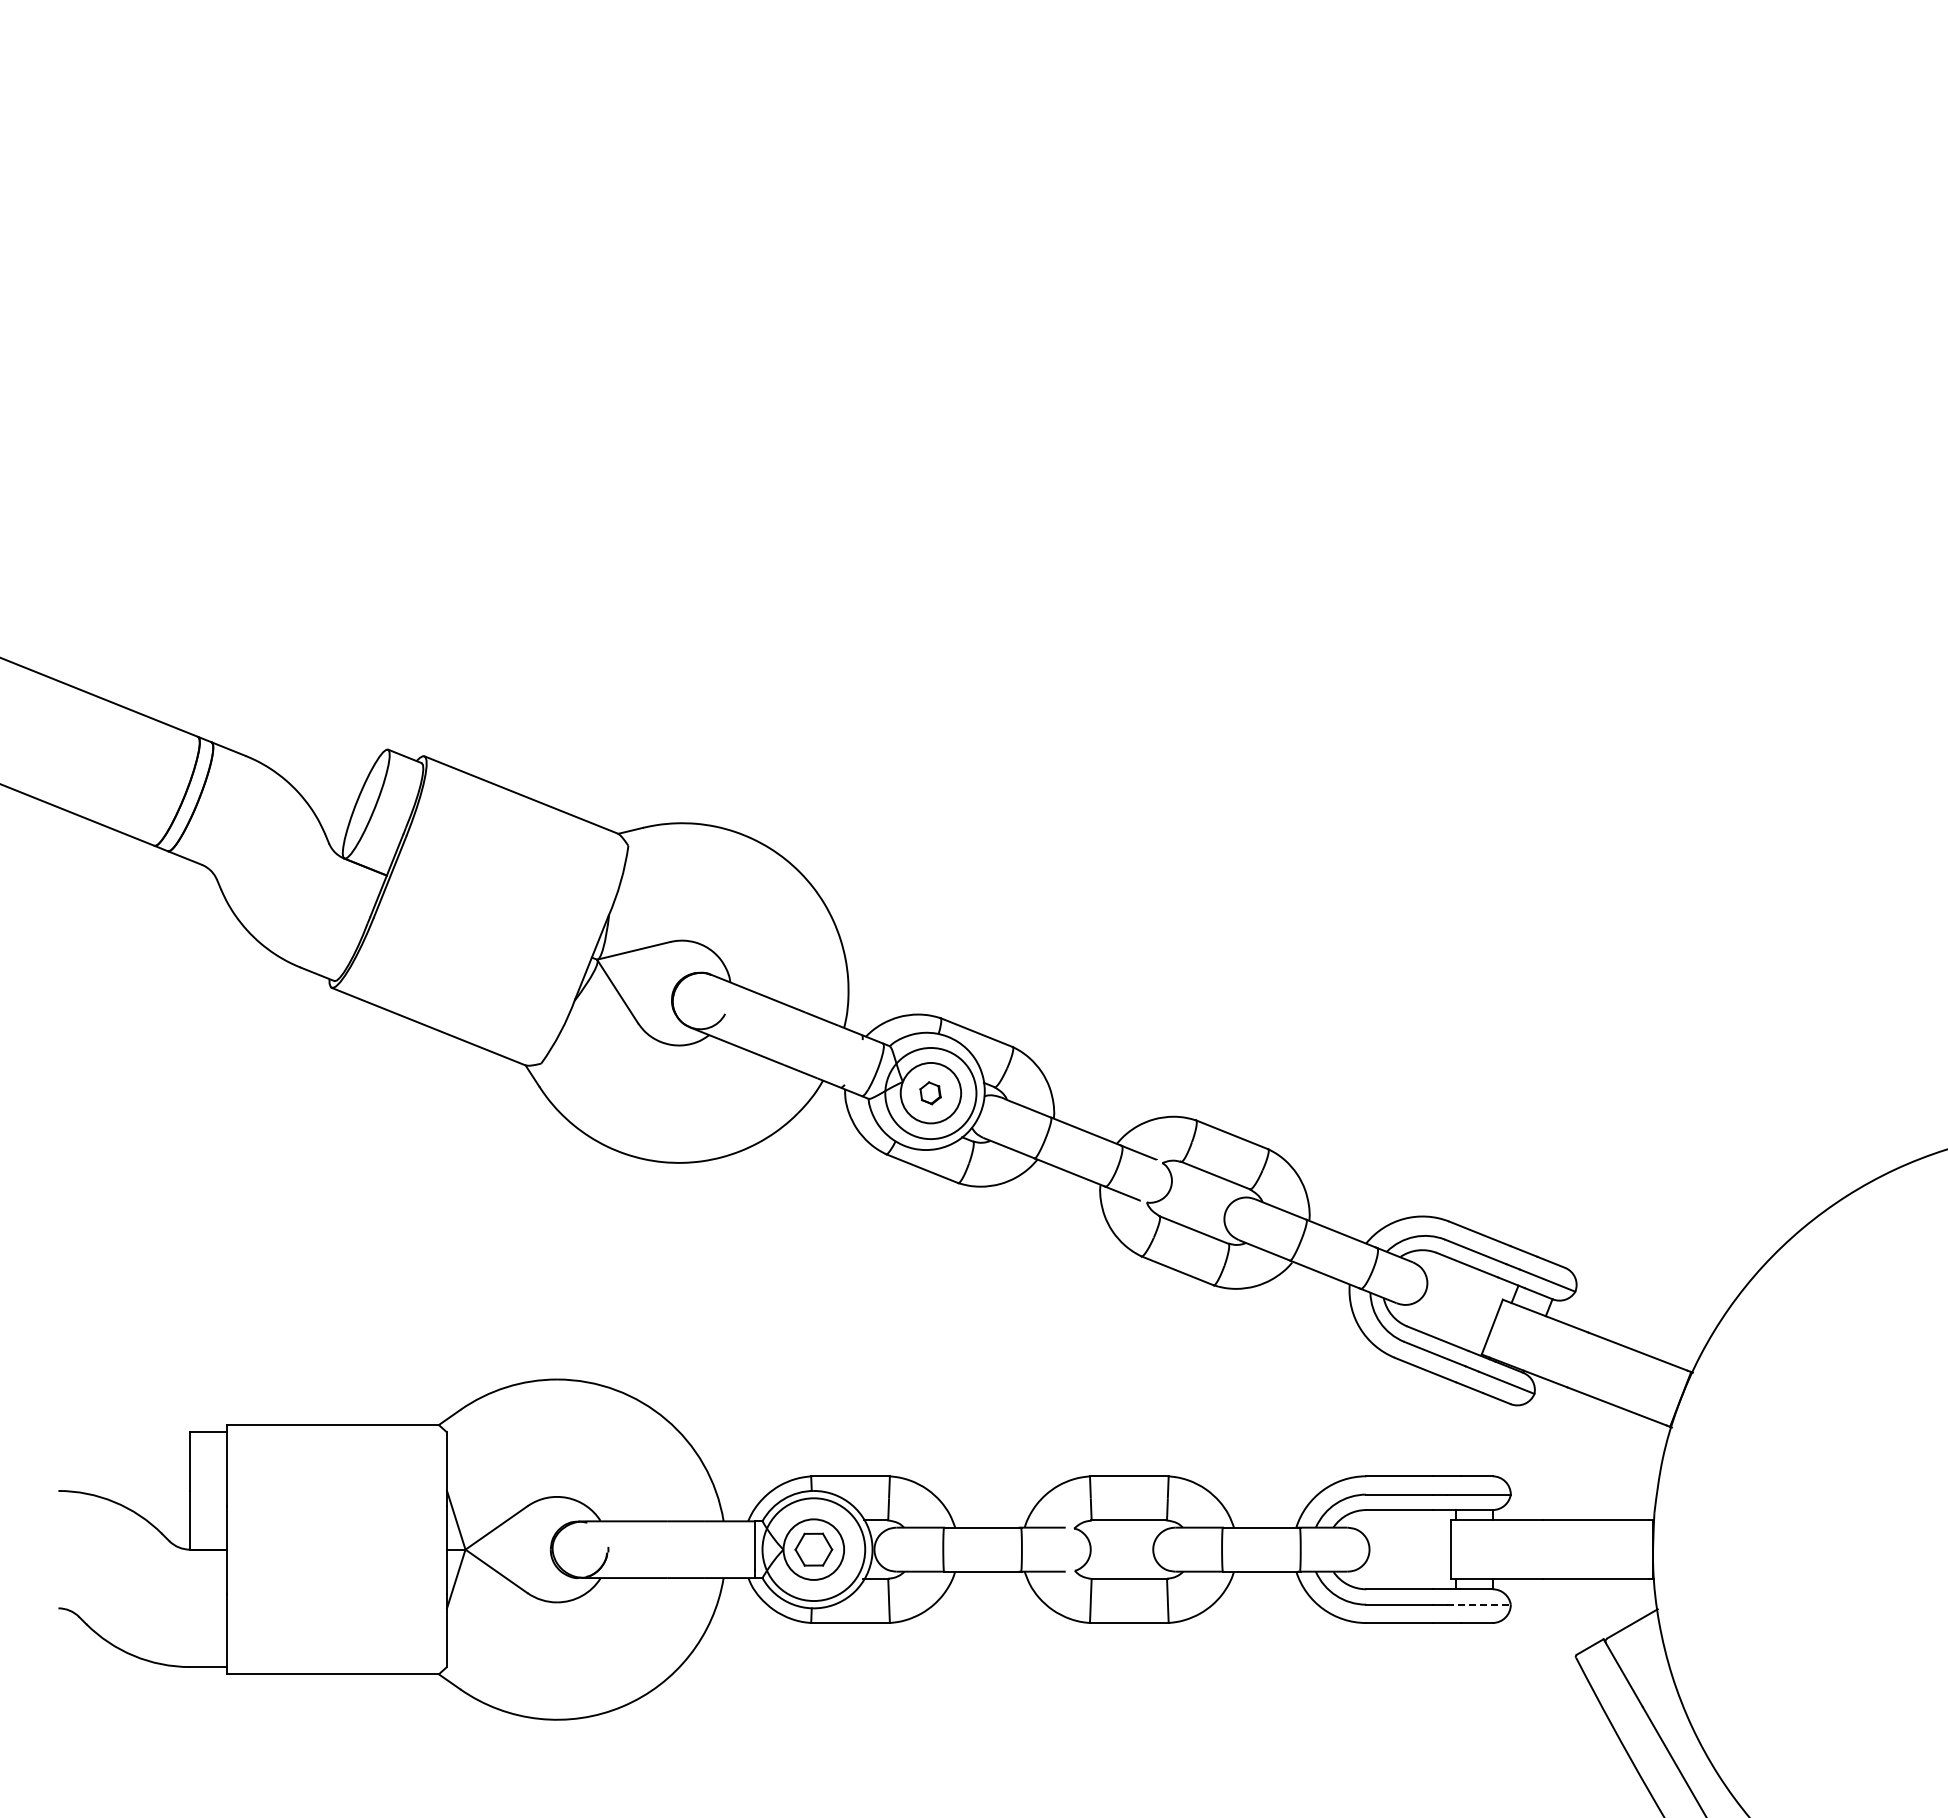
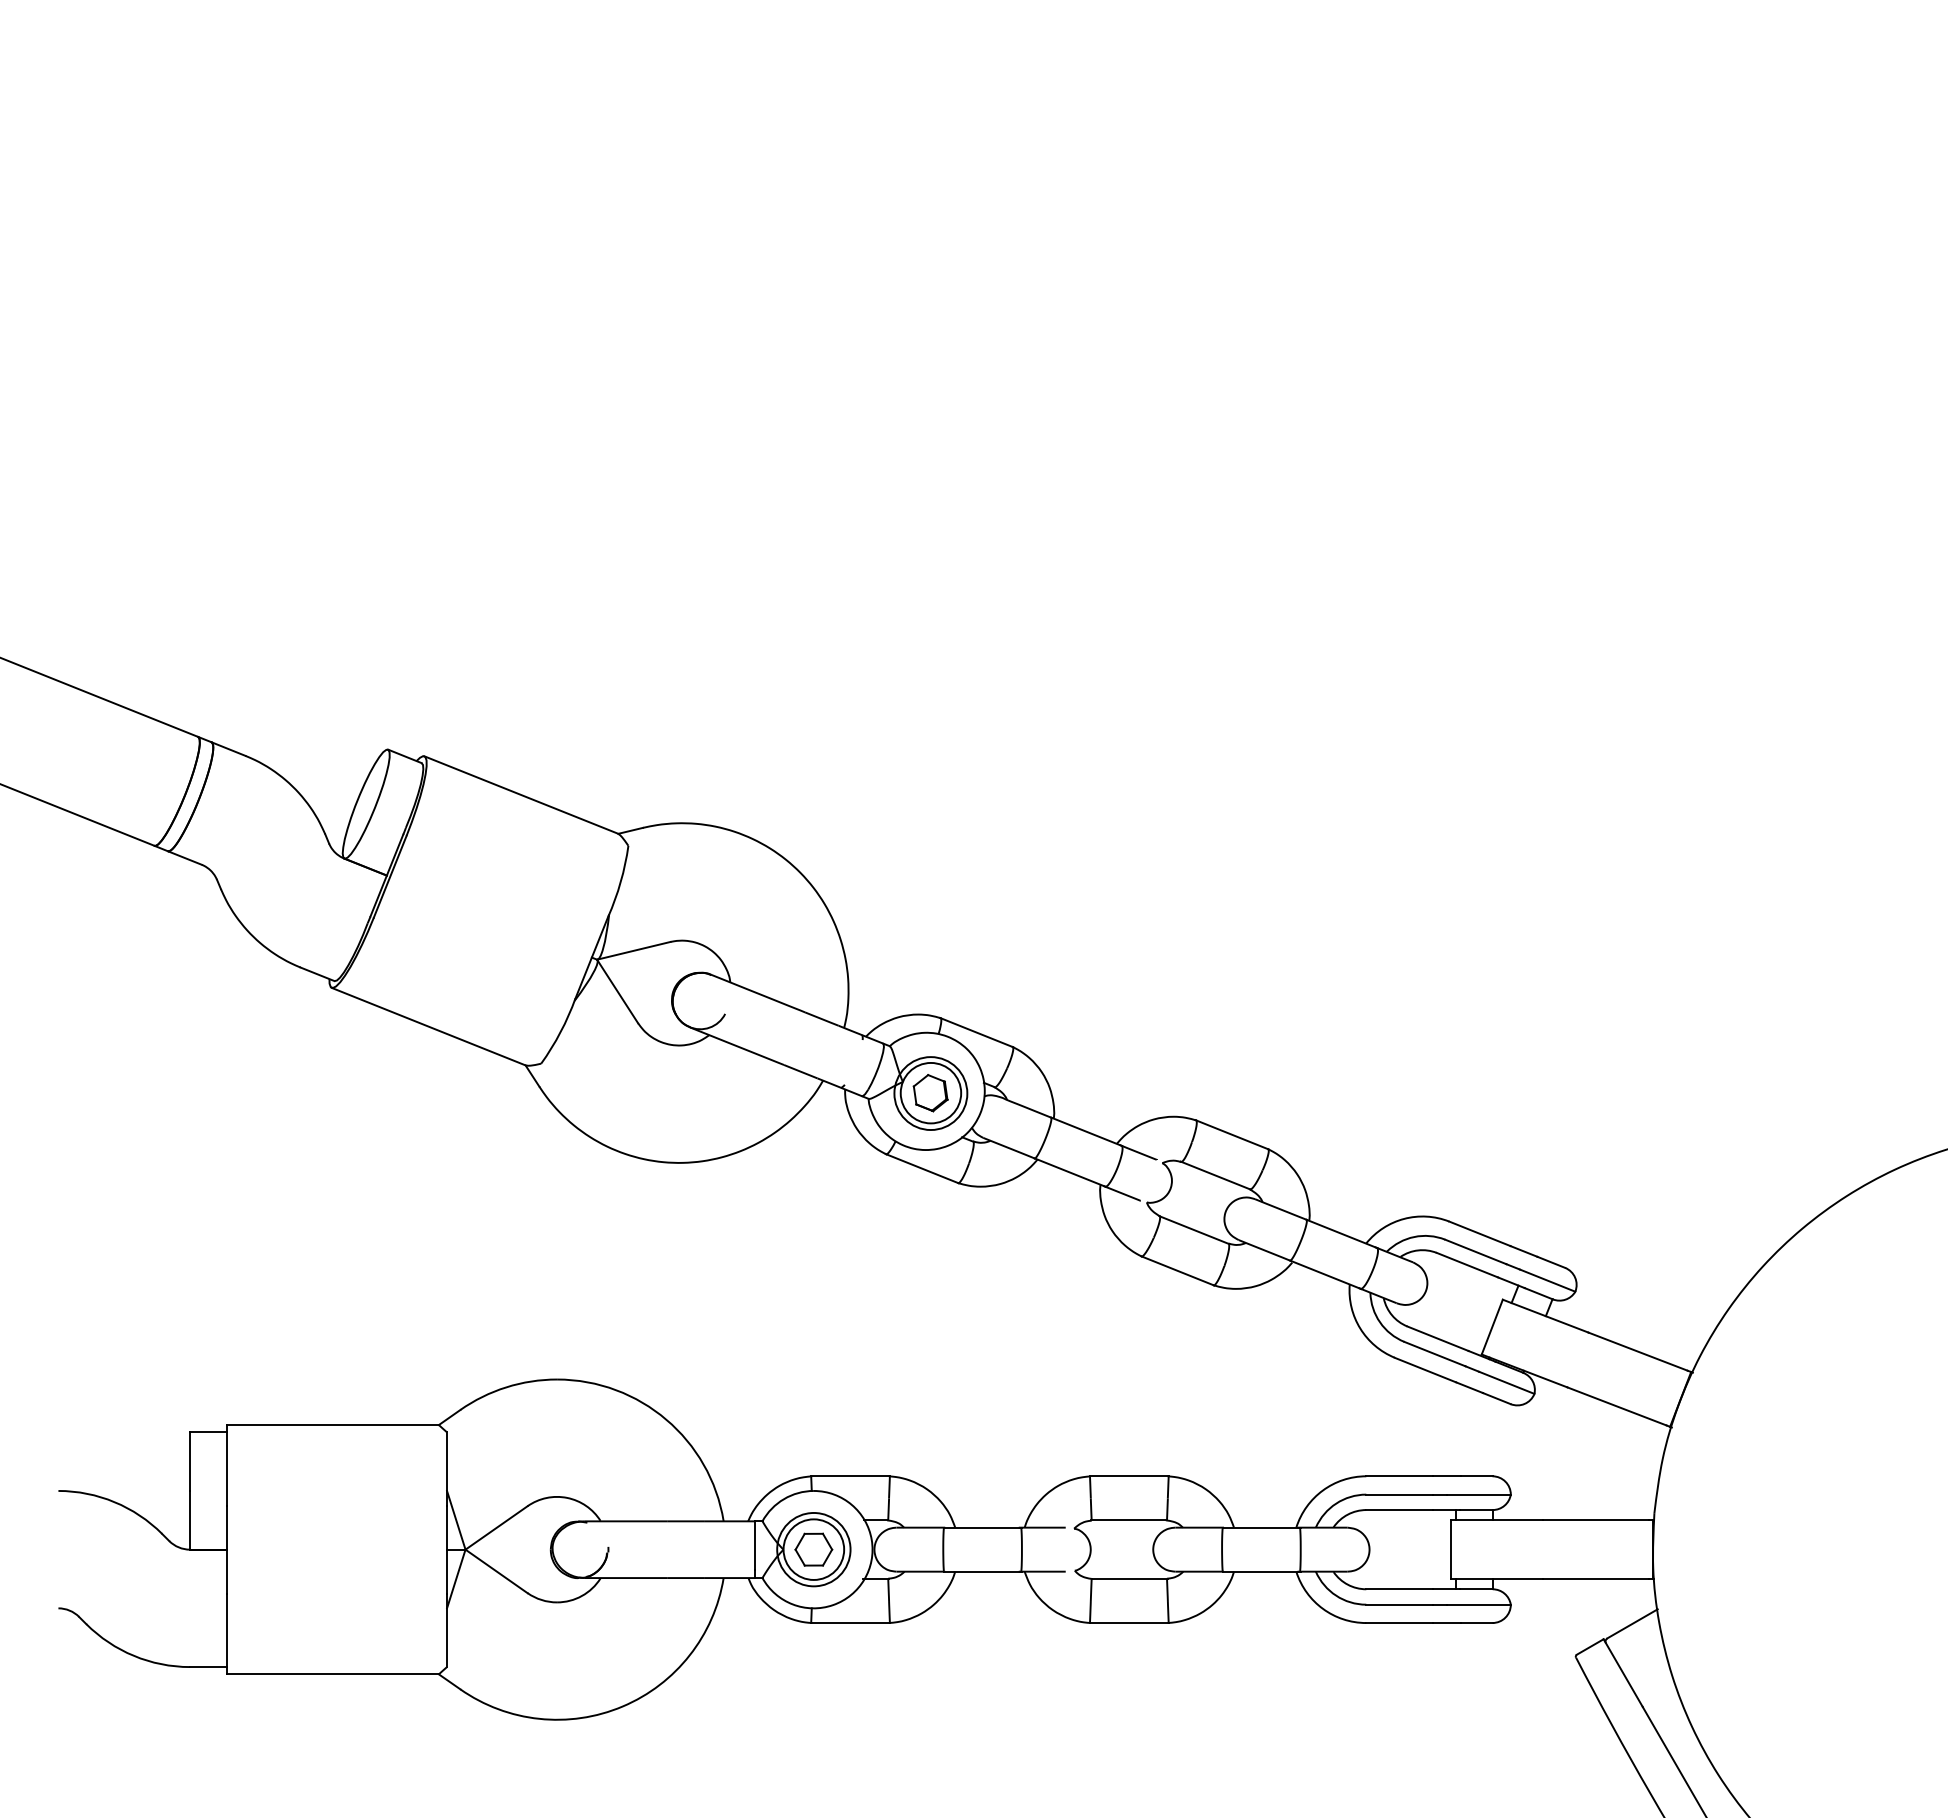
circle diameter: 91 px -> 73 px (930, 1093)
part size: 23x25 px -> 37x39 px (930, 1093)
circle diameter: 103 px -> 73 px (813, 1549)
line: dashed -> solid (1479, 1604)
